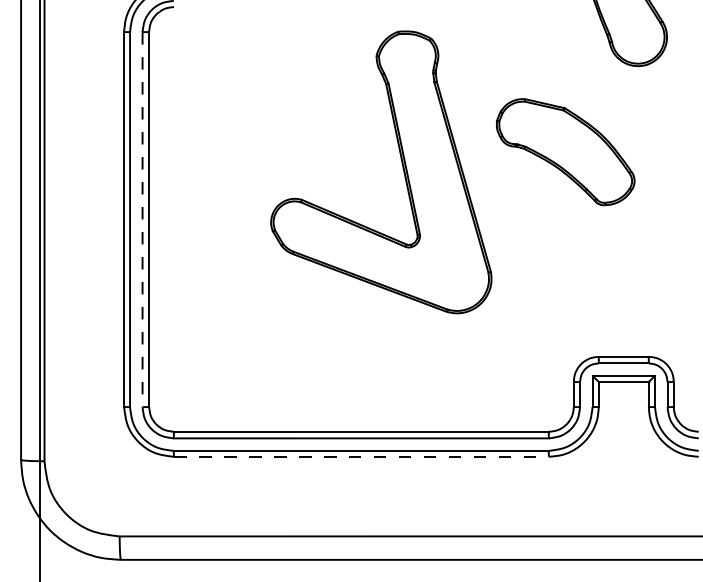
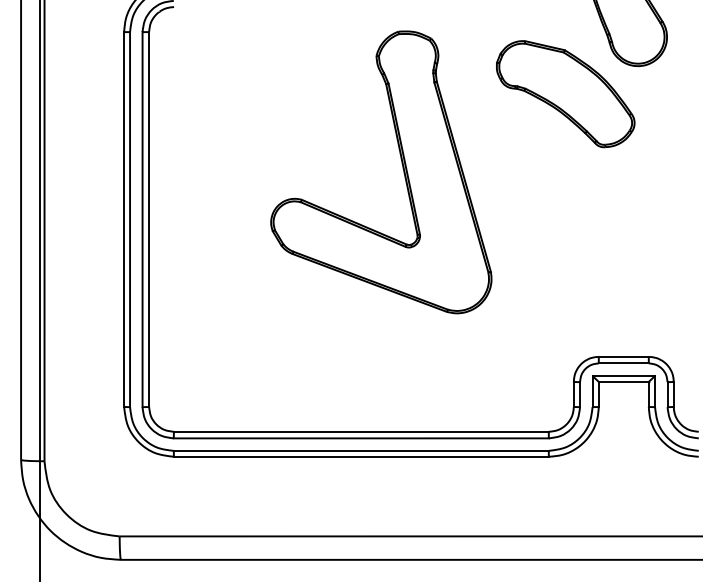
part position: (565, 152) -> (565, 94) (565, 94)
line: dashed -> solid (142, 220)
line: dashed -> solid (361, 456)
